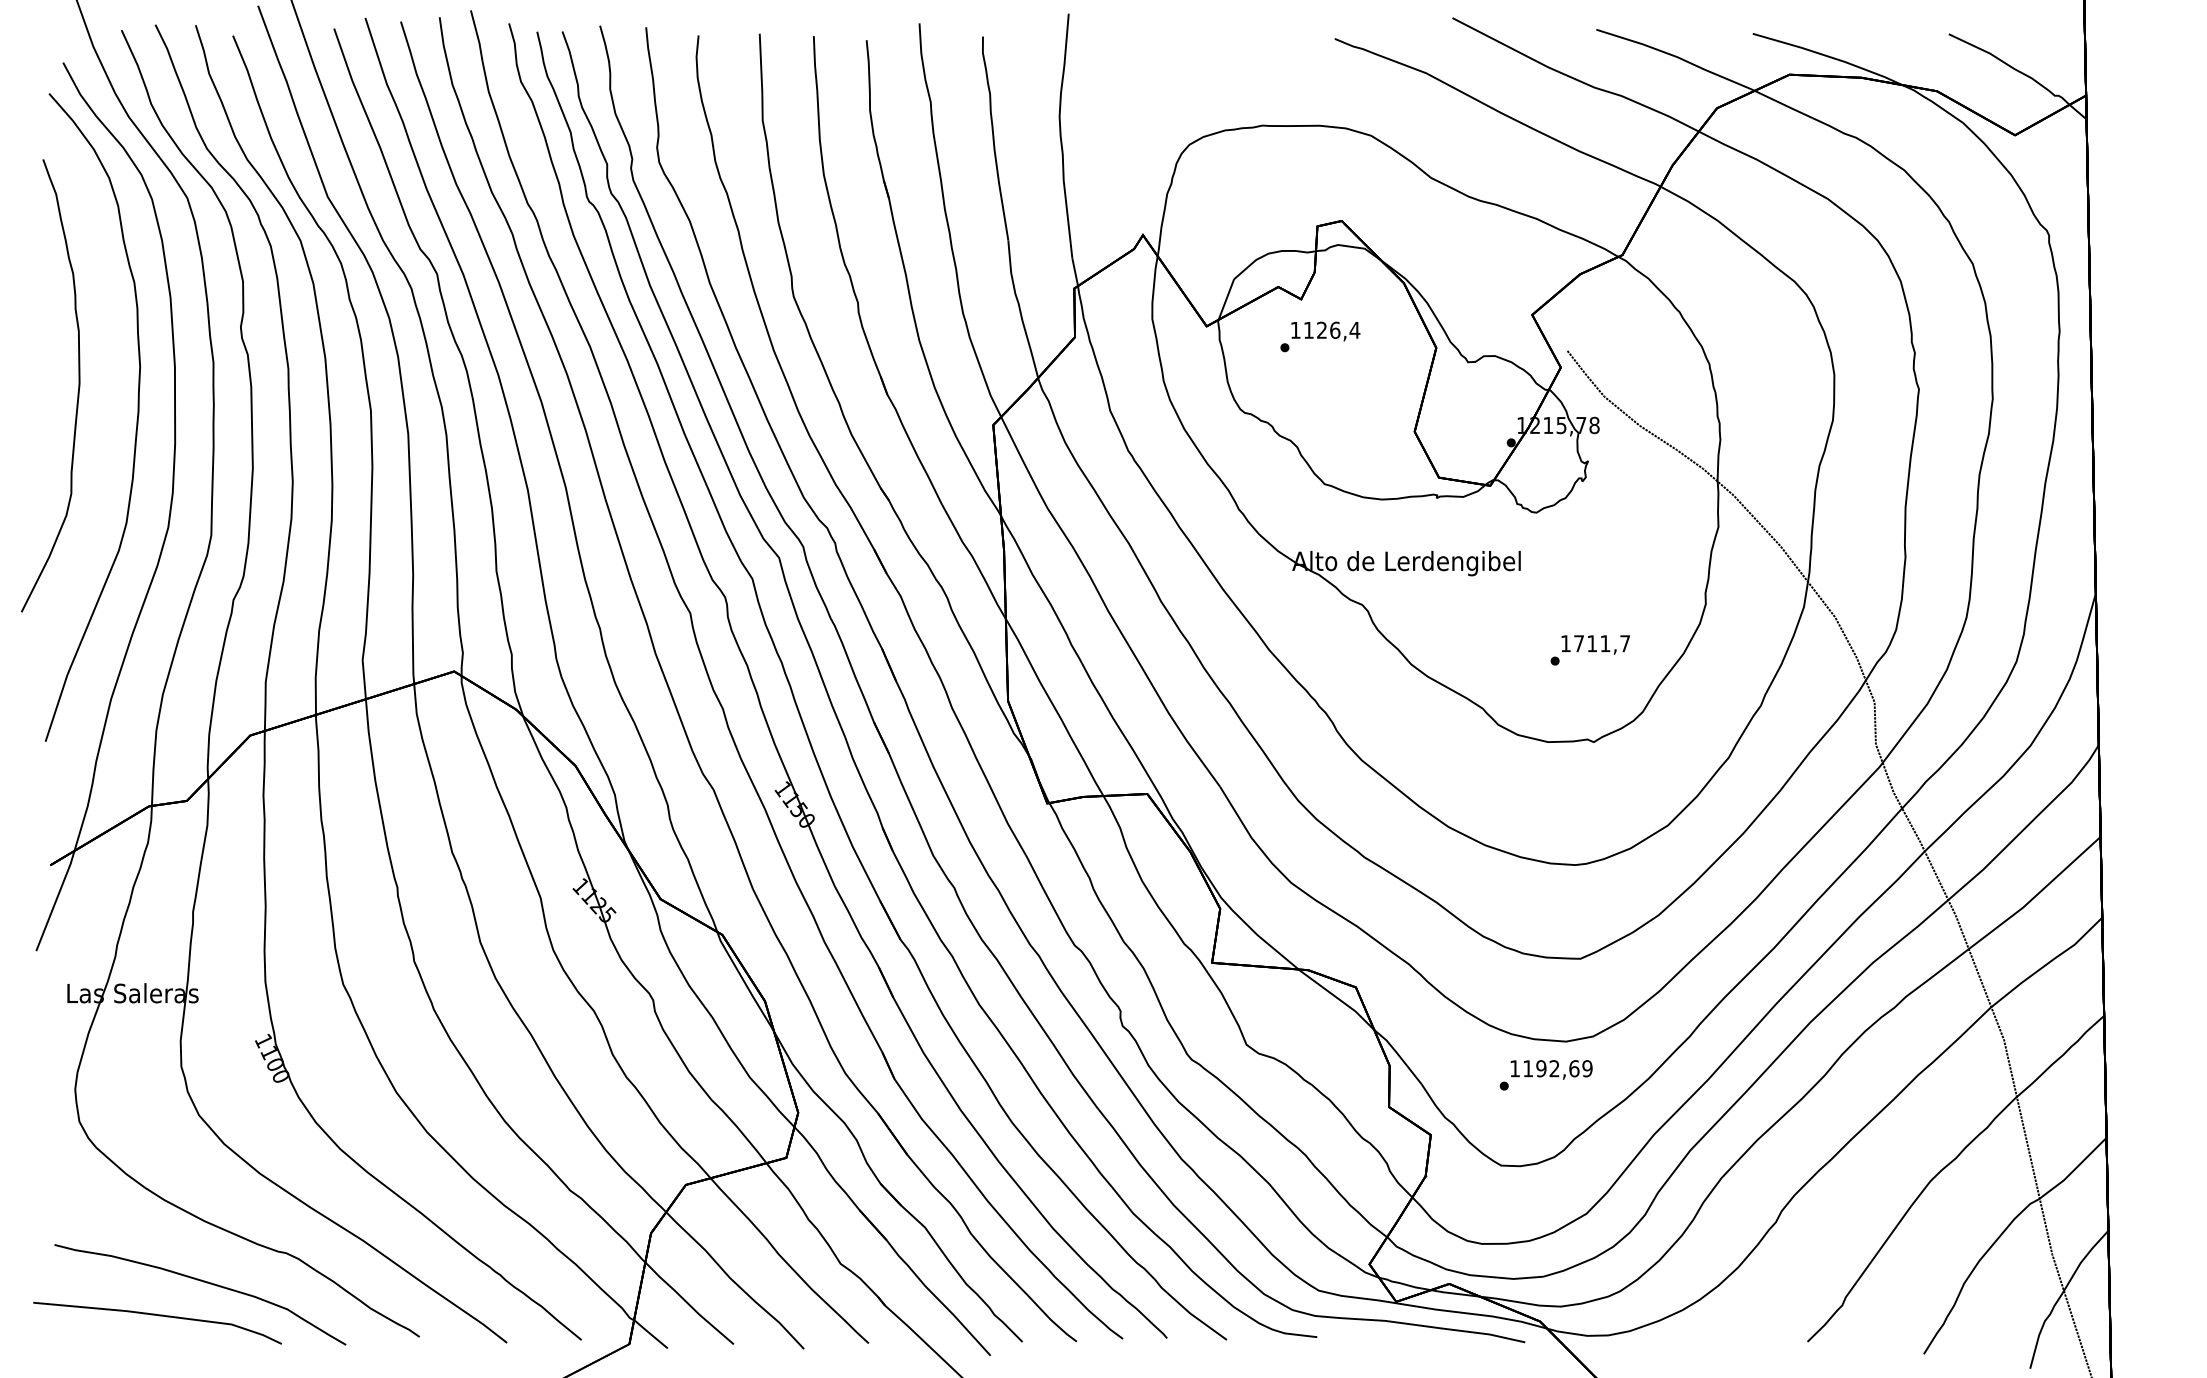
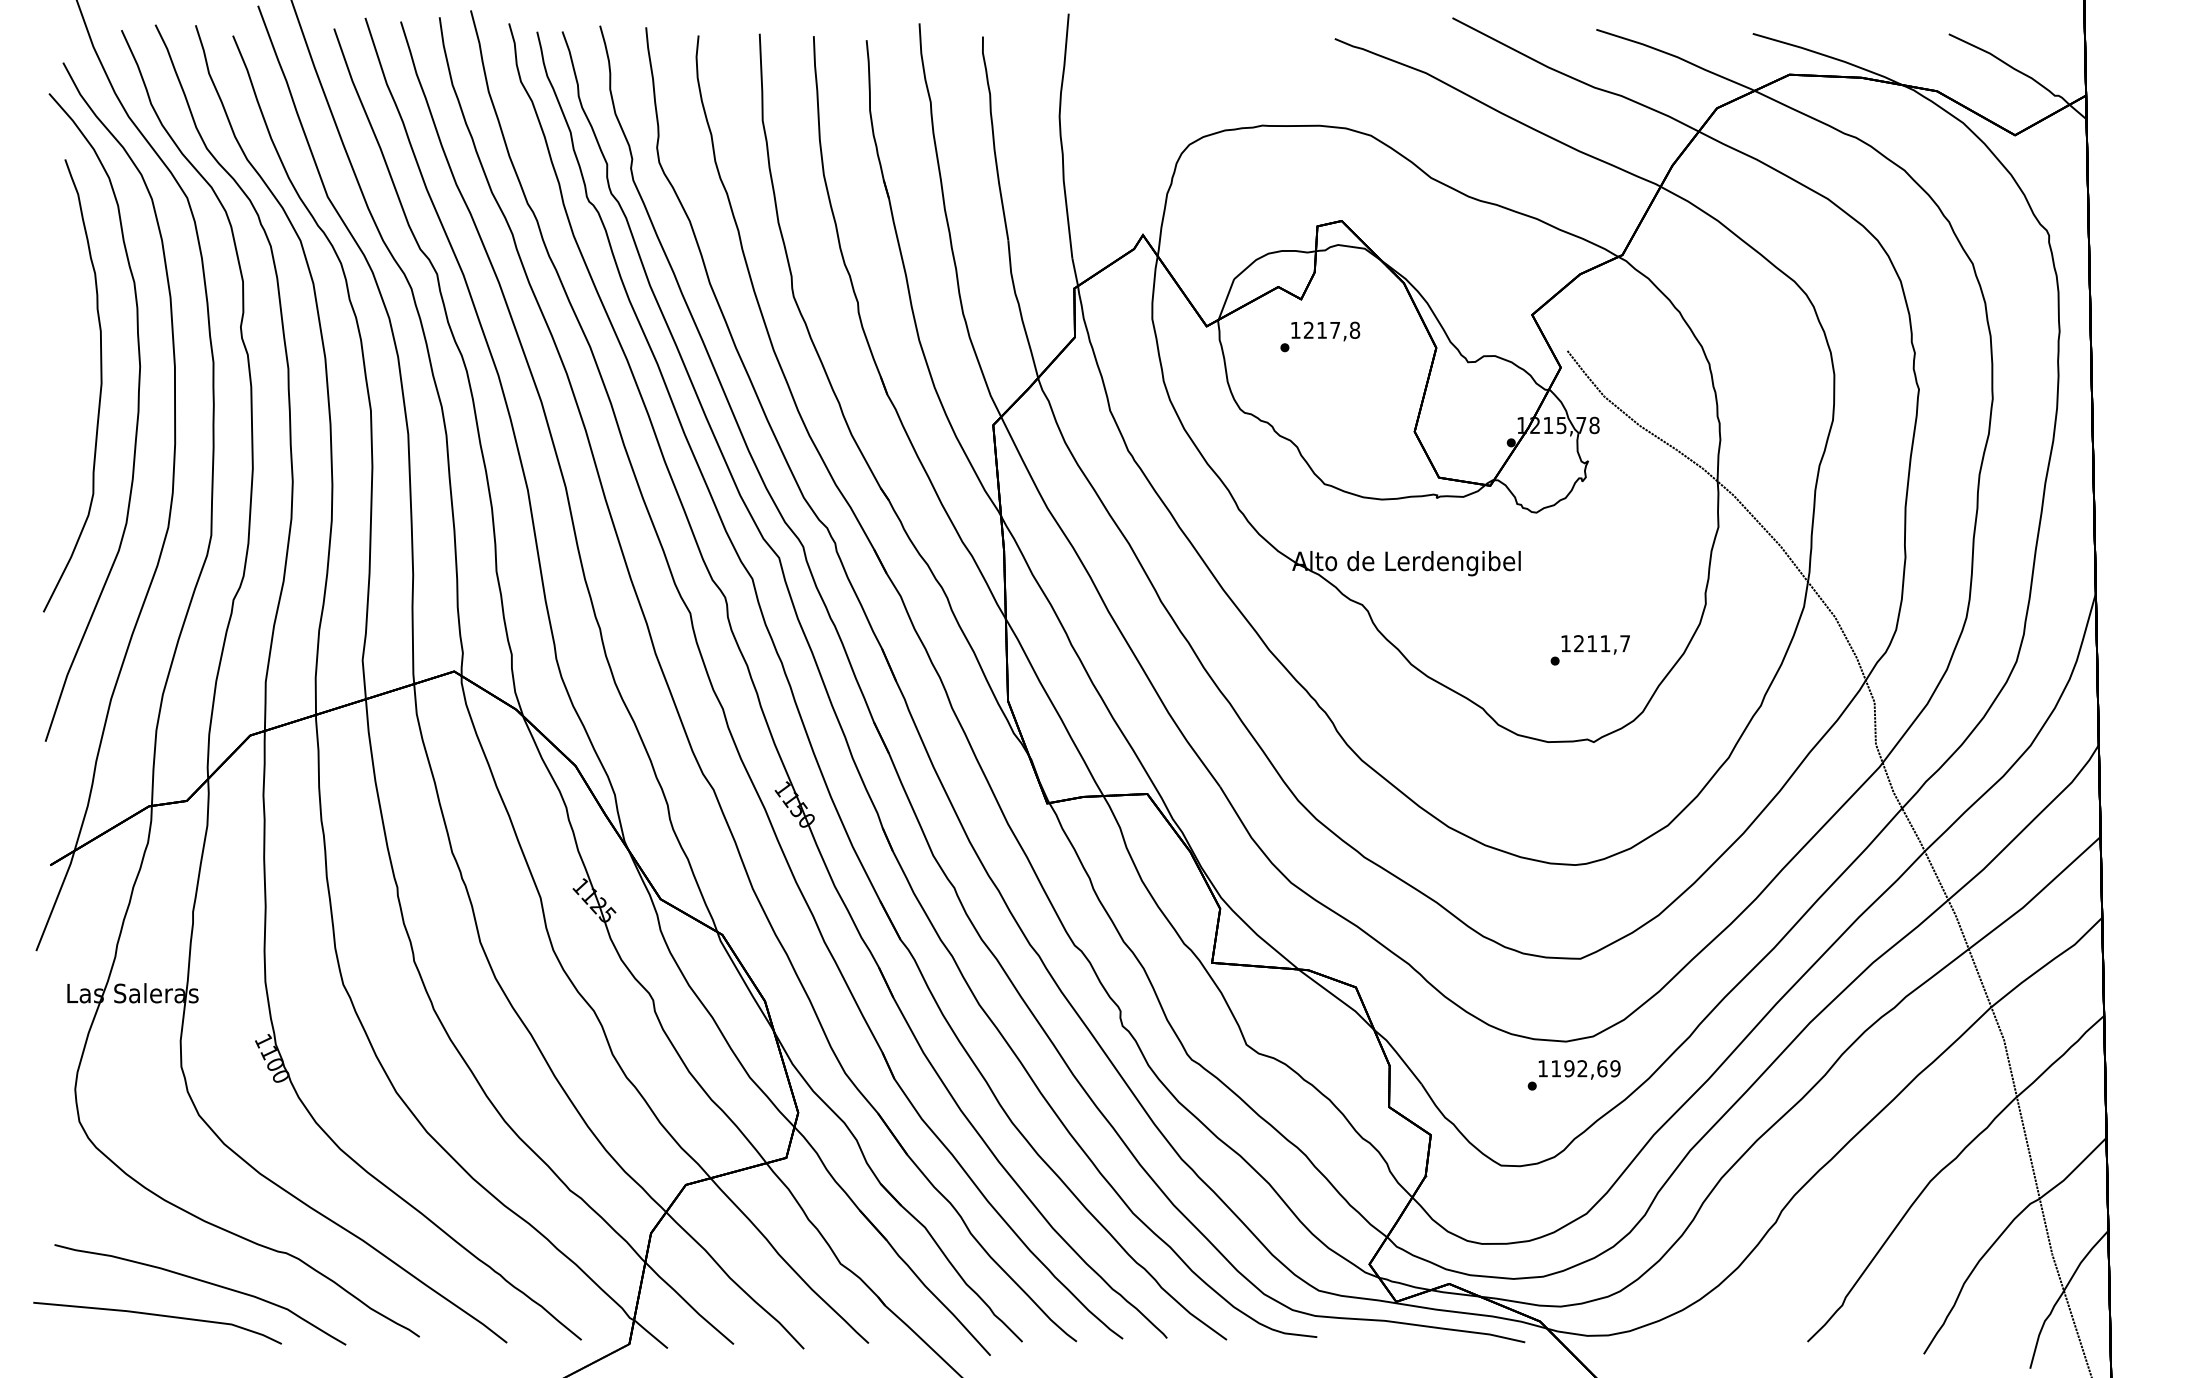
text: 1126,4 -> 1217,8 (1331, 329)
curve position: (77, 392) -> (99, 392) (99, 392)
text: 1711,7 -> 1211,7 (1578, 643)
text position: (1545, 1075) -> (1573, 1075) (1573, 1075)
